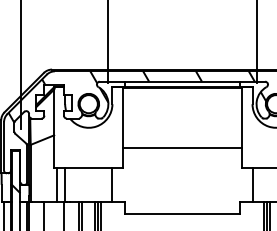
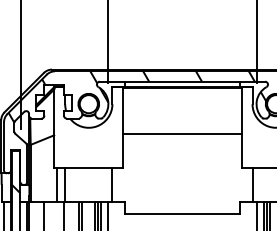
line position: (182, 148) -> (182, 134) (182, 134)
line: none -> present (108, 214)
line: none -> present (256, 214)
